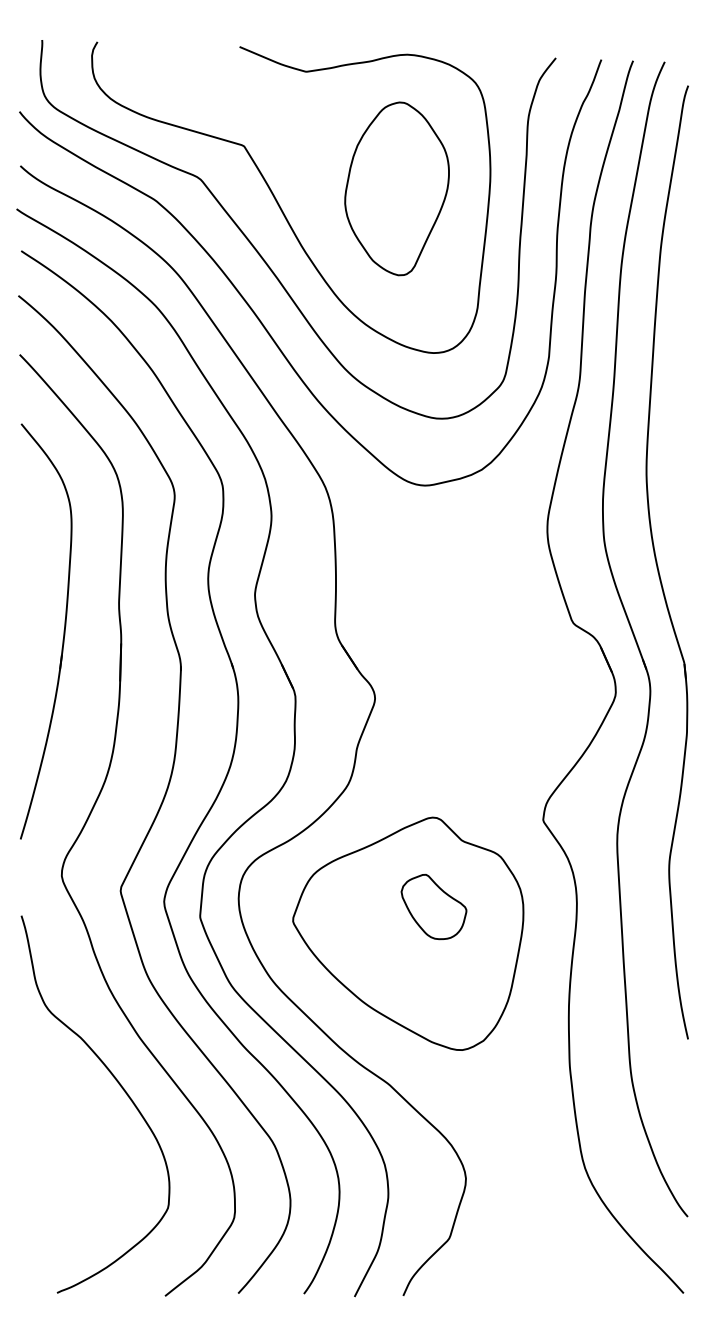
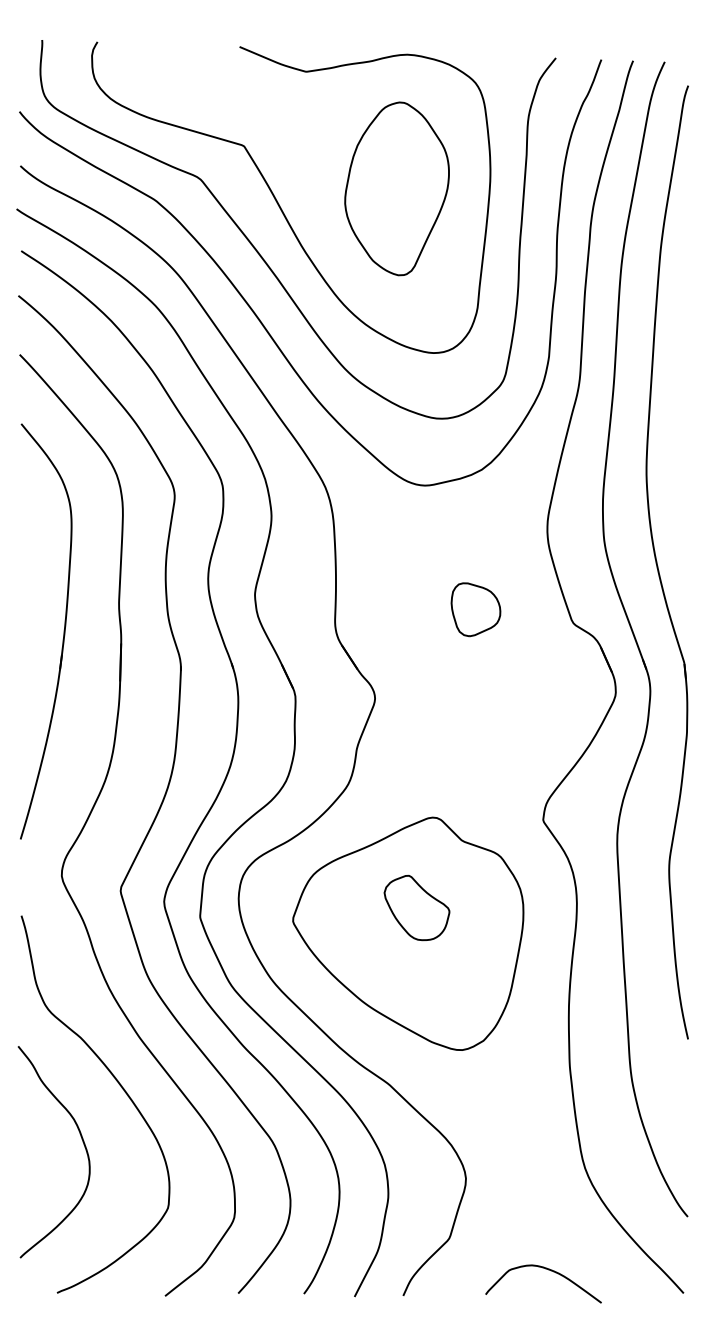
part: none -> present (475, 609)
part position: (433, 906) -> (416, 907) (416, 907)
curve: none -> present (82, 1142)
curve: none -> present (548, 1270)
